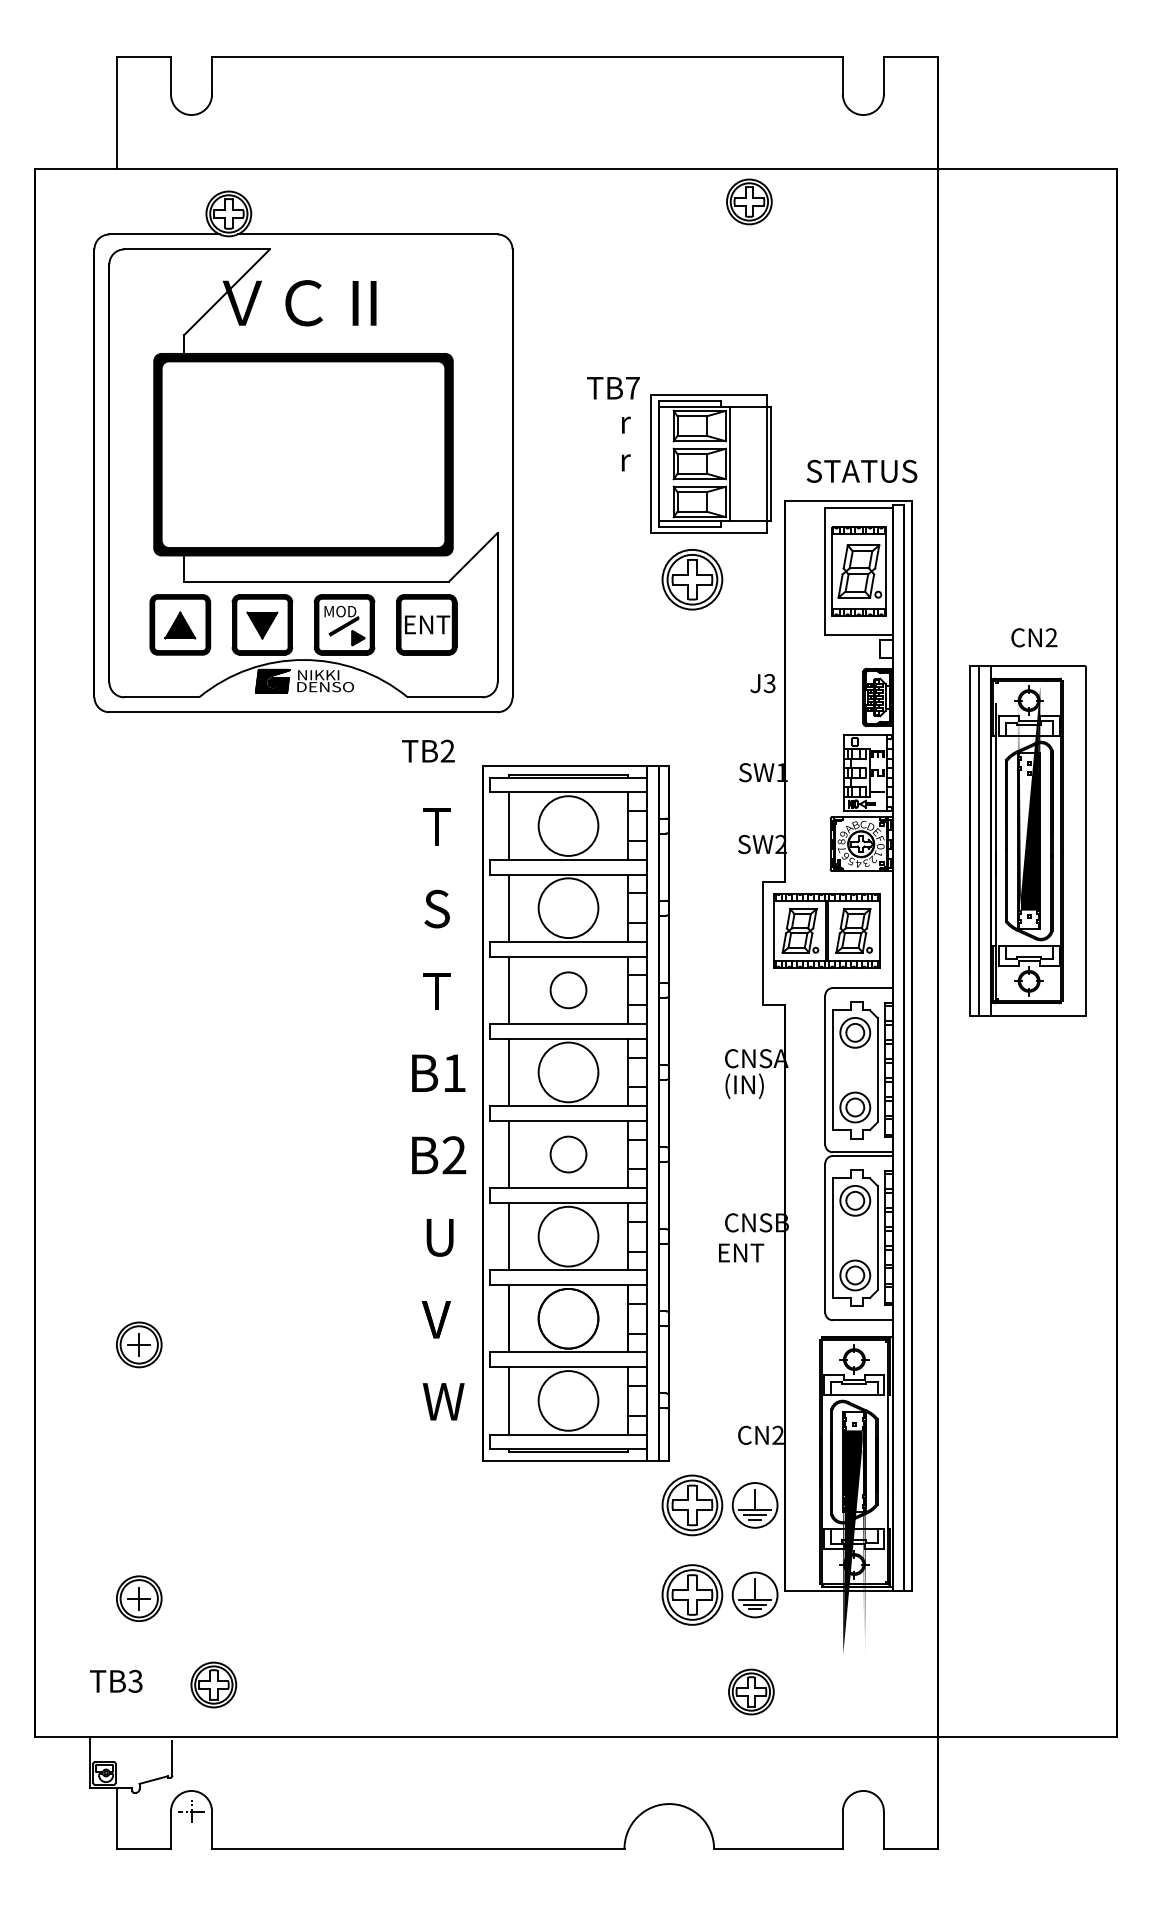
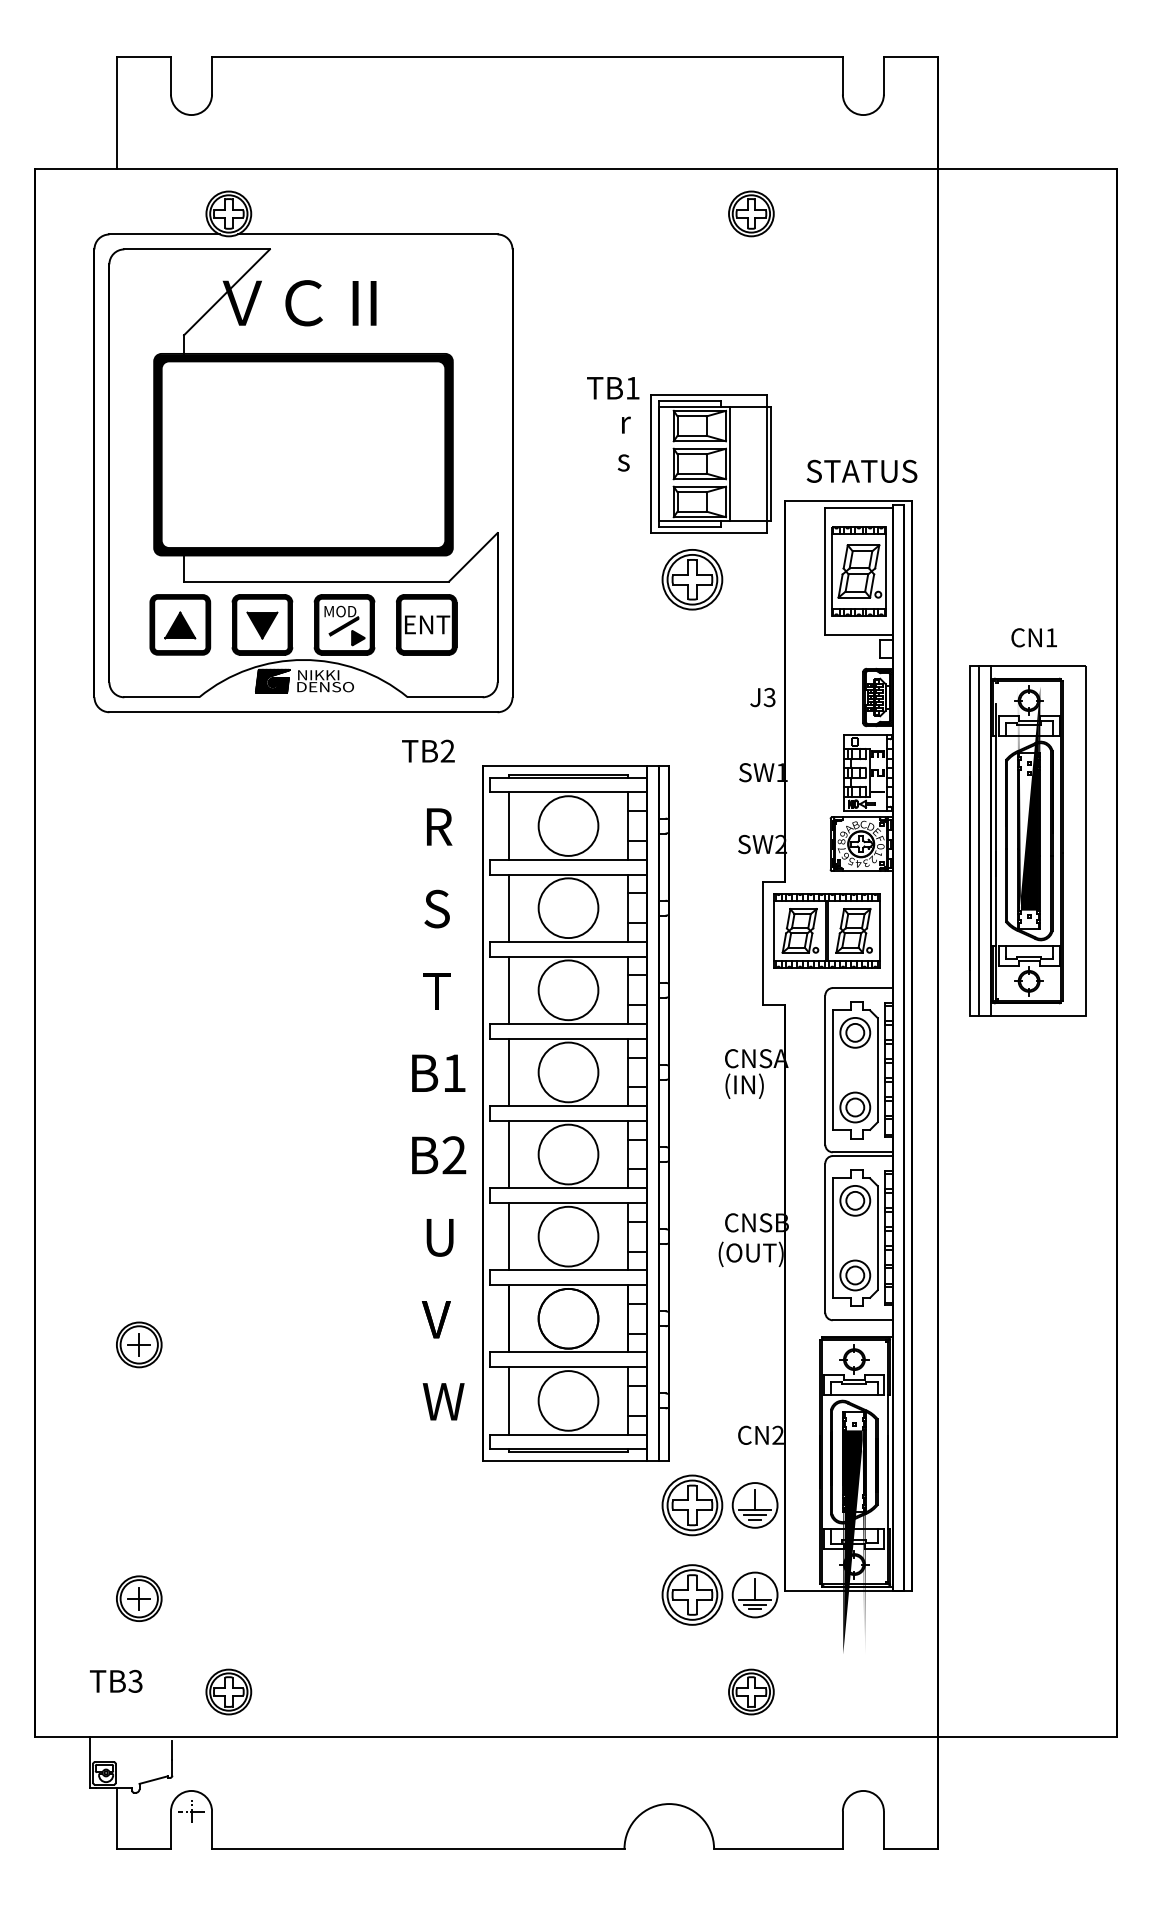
part position: (749, 201) -> (751, 213) (751, 213)
text: TB7 -> TB1 (632, 388)
text: r -> s (623, 462)
text: CN2 -> CN1 (1051, 637)
text position: (762, 683) -> (762, 697) (762, 697)
text: T -> R (437, 826)
circle diameter: 36 px -> 60 px (568, 990)
circle diameter: 36 px -> 60 px (568, 1154)
text: ENT -> (OUT) (750, 1254)
part position: (213, 1684) -> (228, 1691) (228, 1691)
